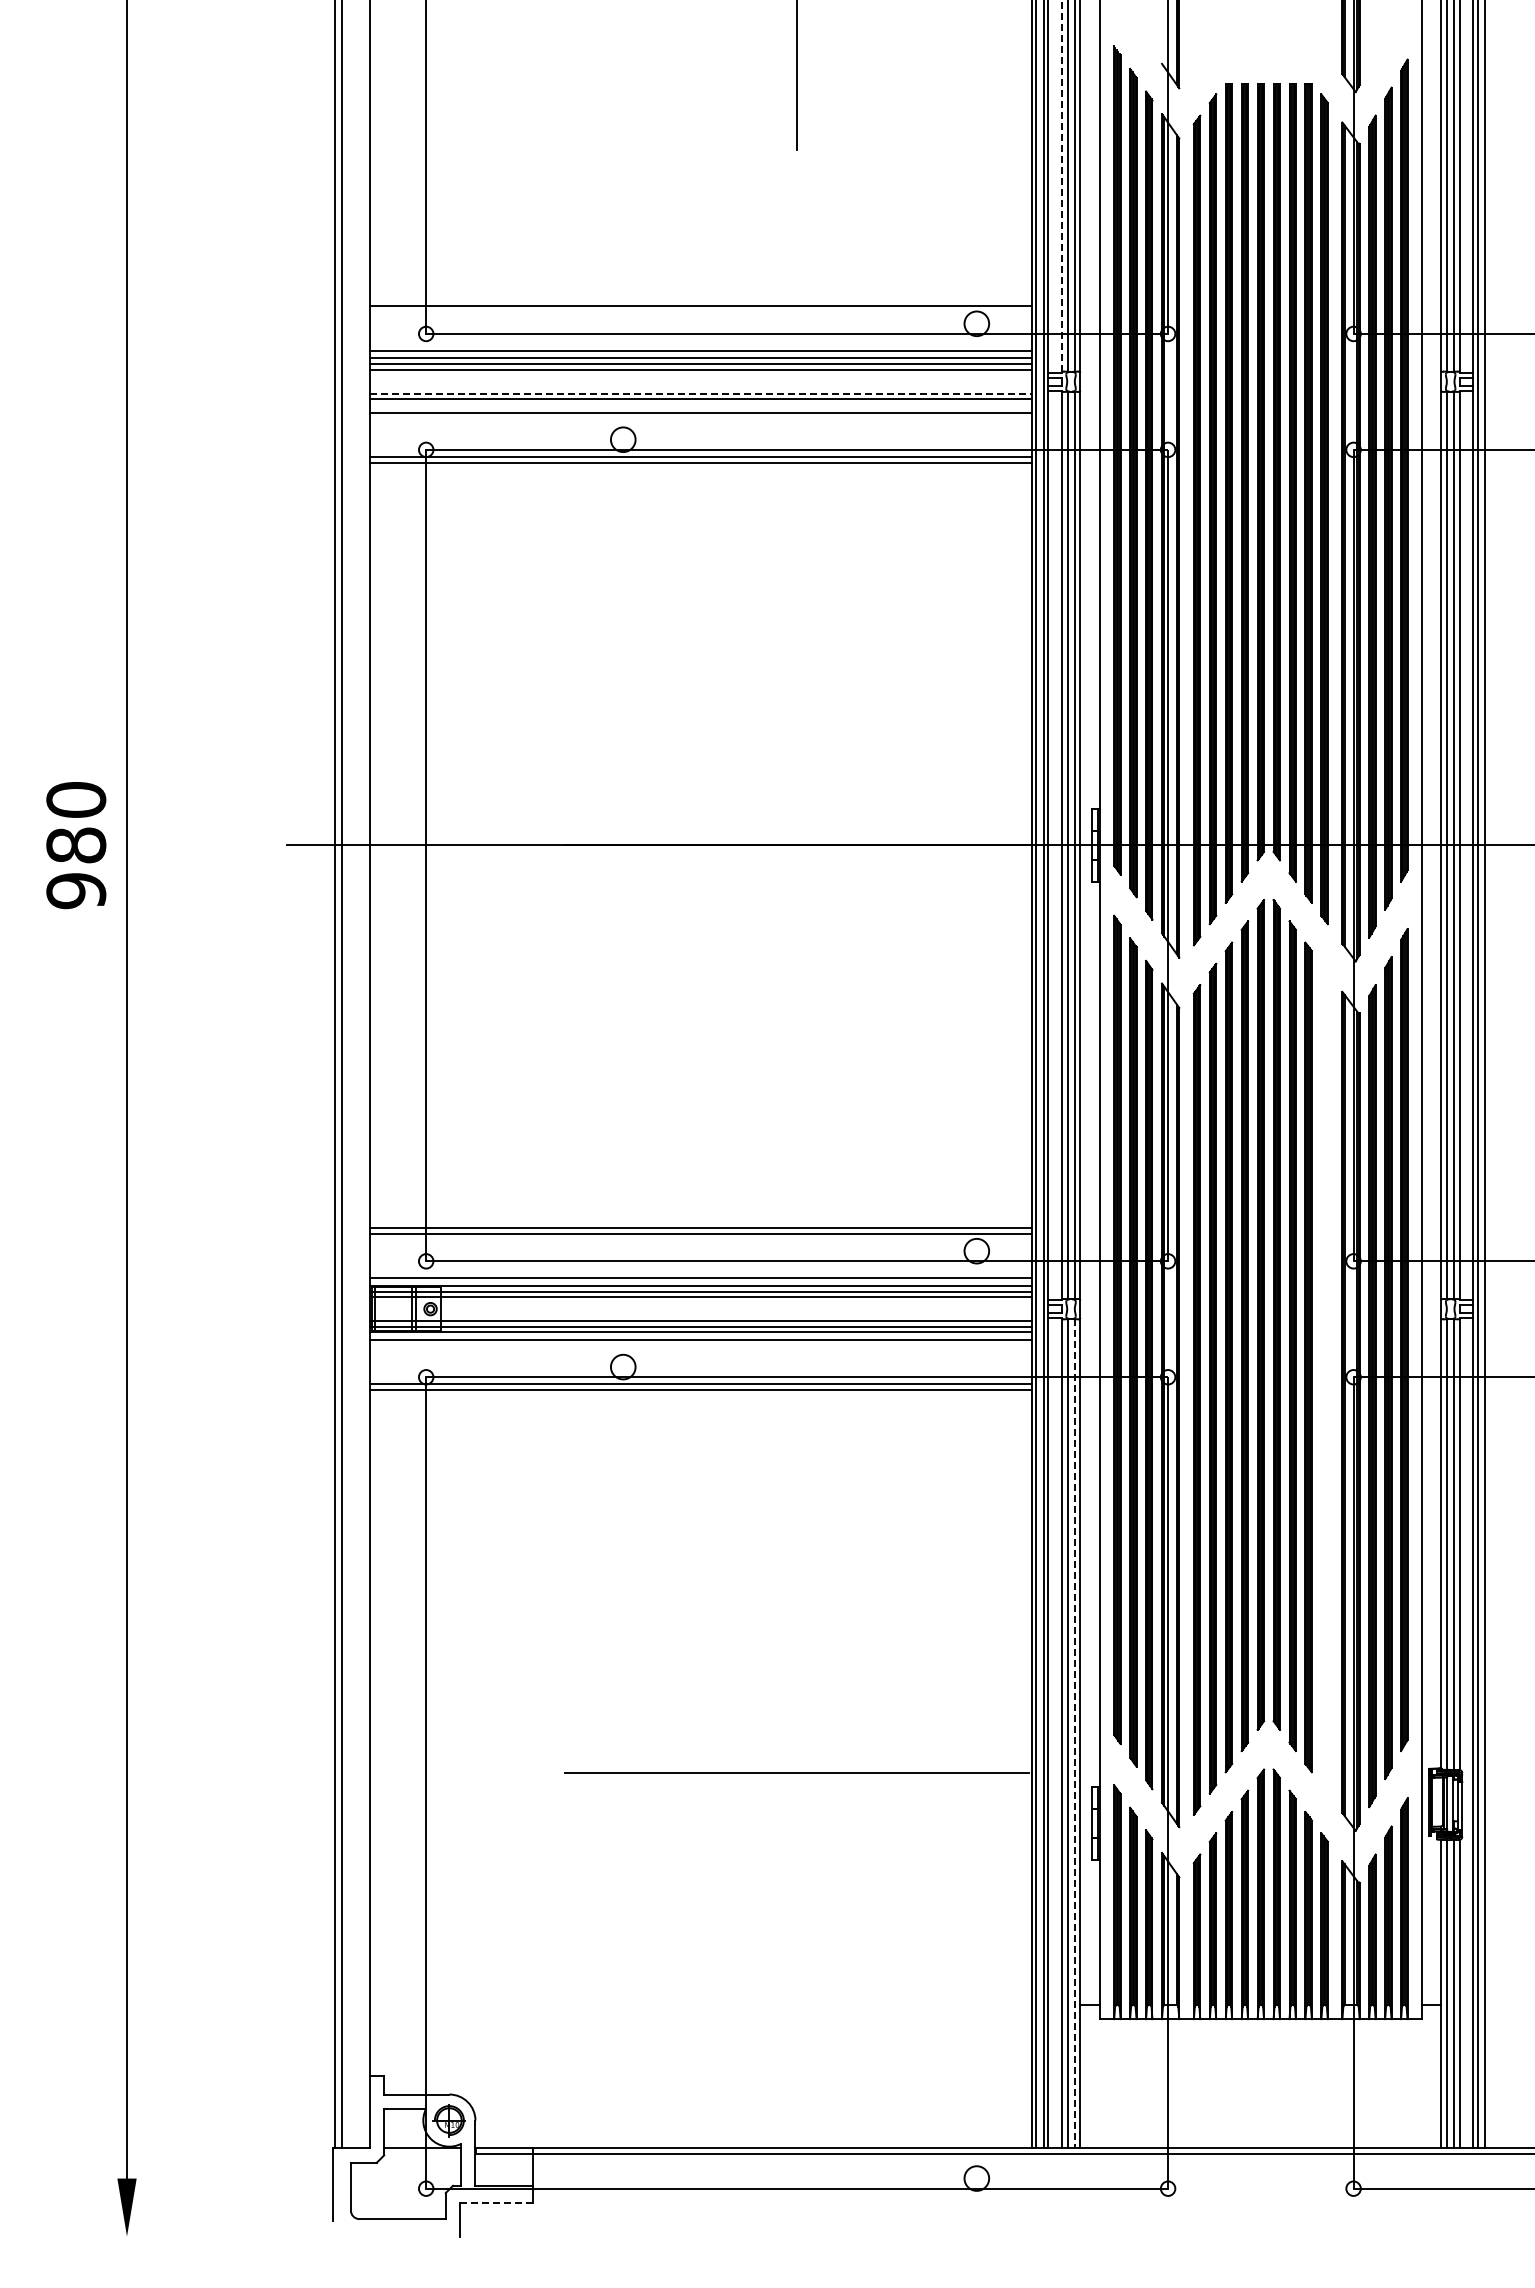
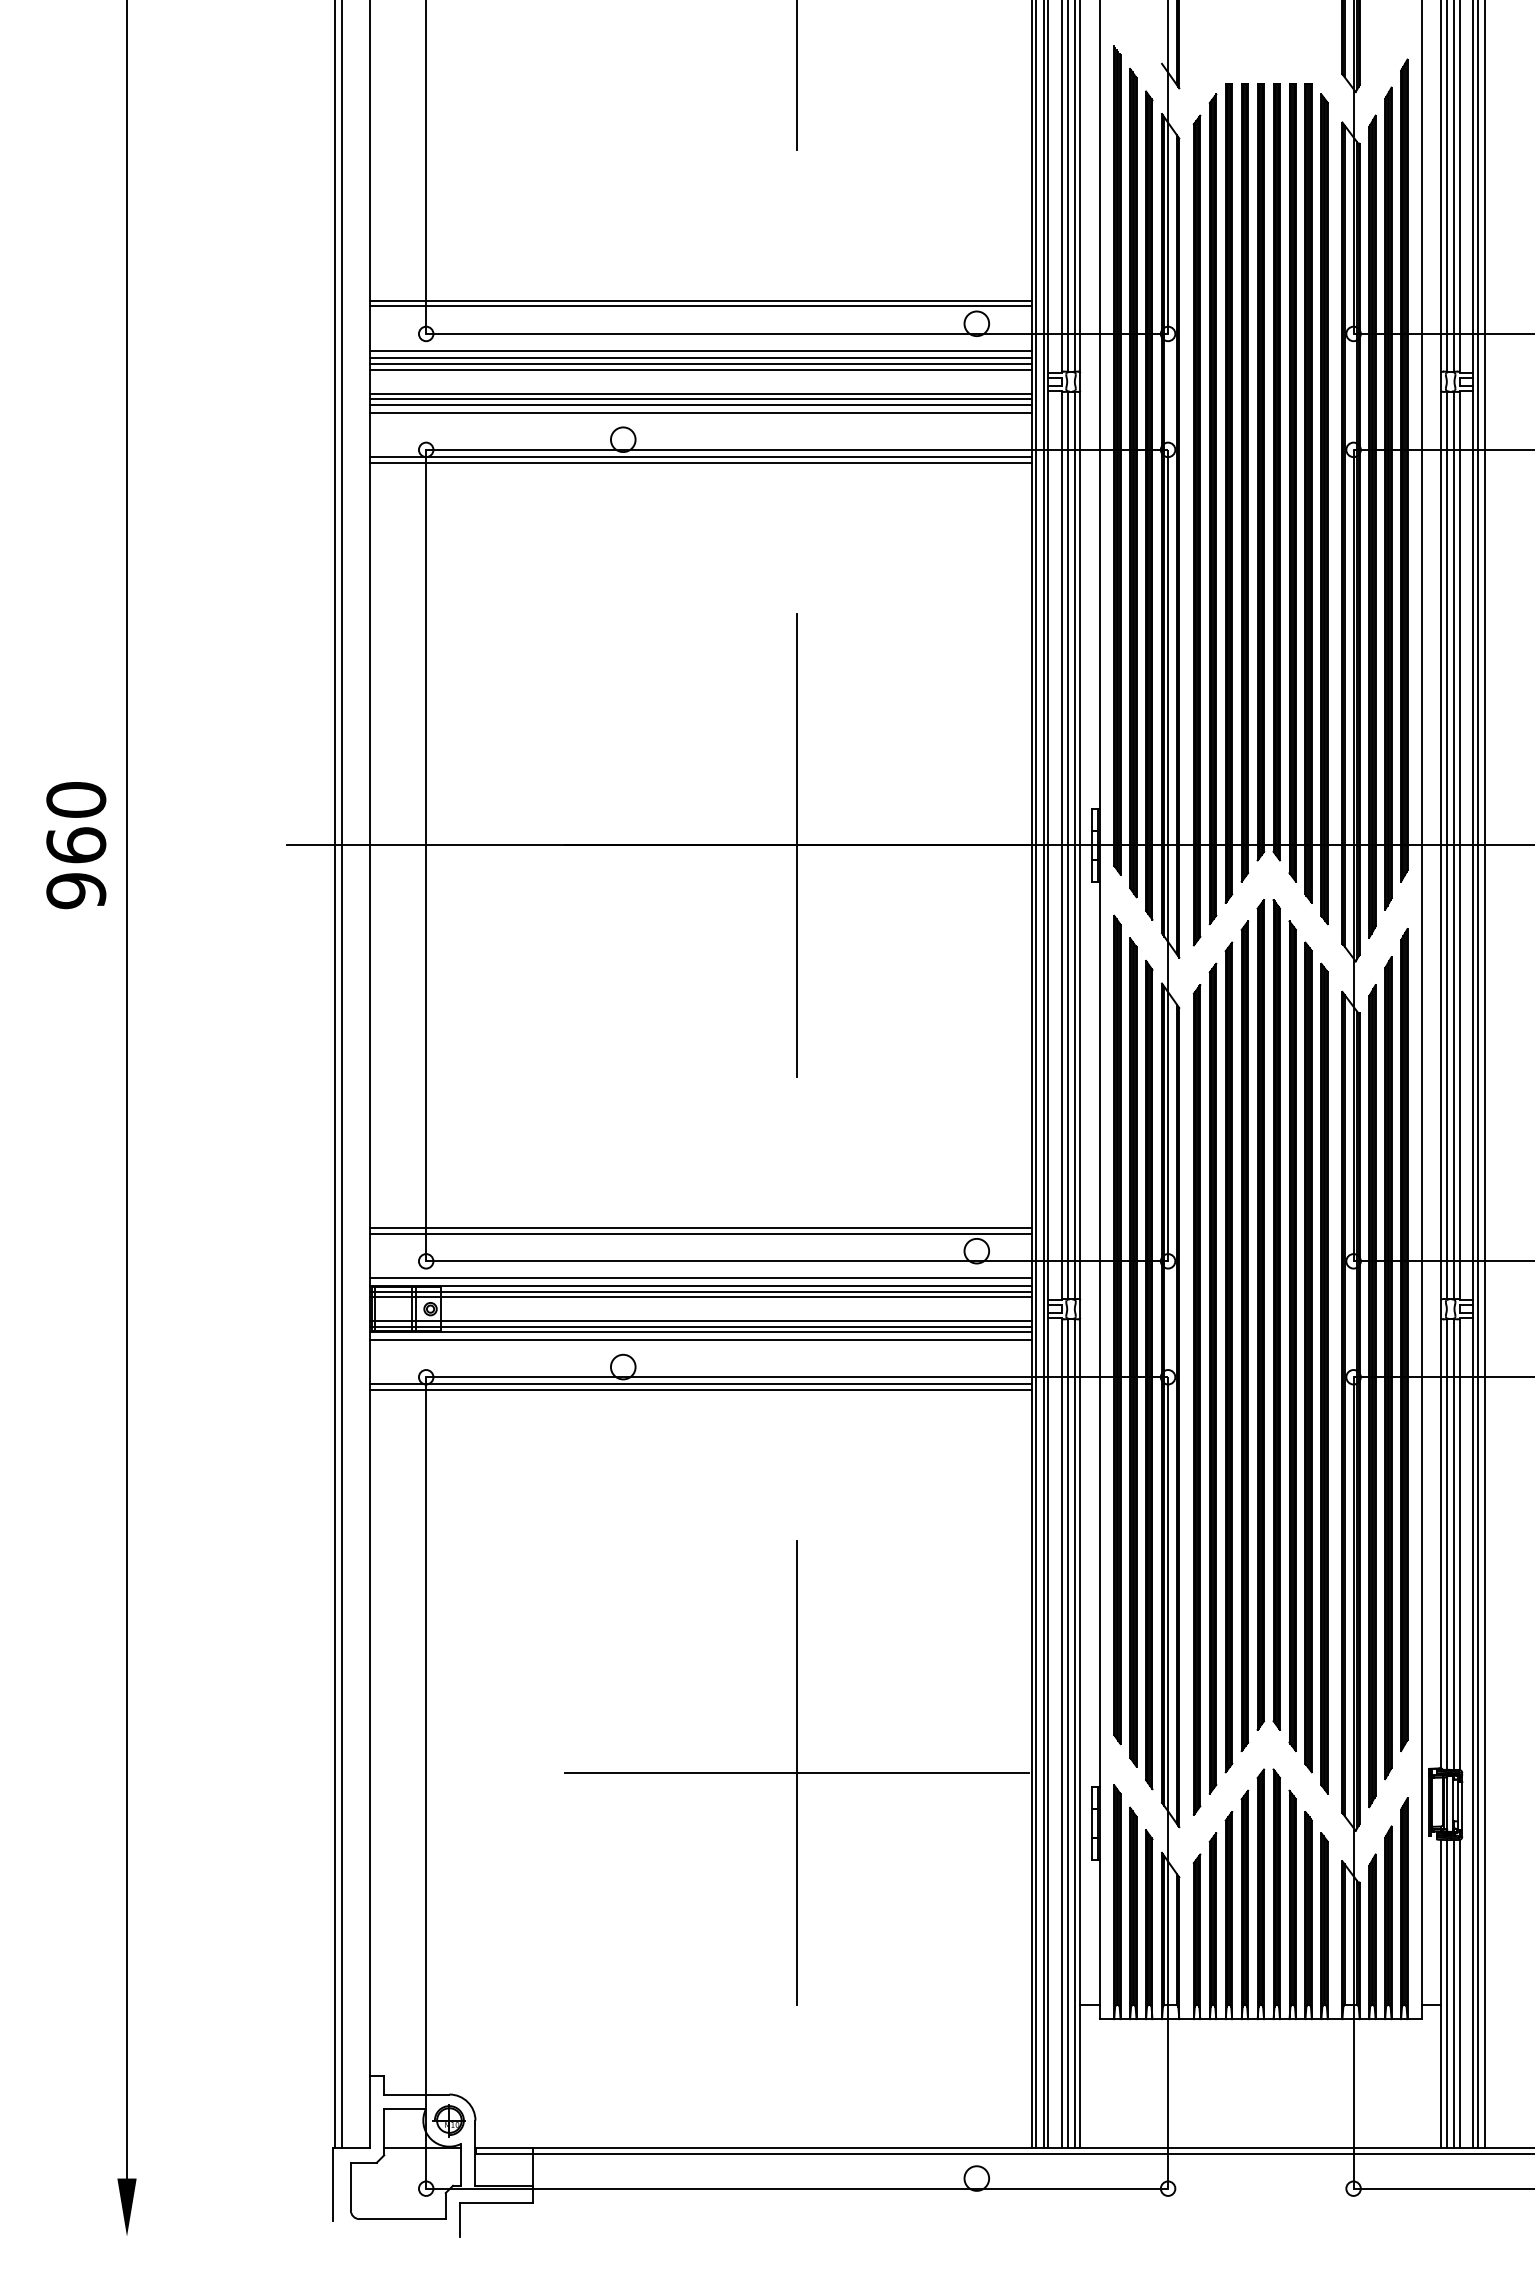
line: dashed -> solid (1061, 185)
line: none -> present (700, 300)
line: dashed -> solid (701, 393)
line: none -> present (700, 405)
text: 980 -> 960 (76, 845)
line: none -> present (797, 845)
part: none -> present (1324, 1378)
line: dashed -> solid (1074, 1734)
line: none -> present (797, 1772)
line: dashed -> solid (495, 2203)
